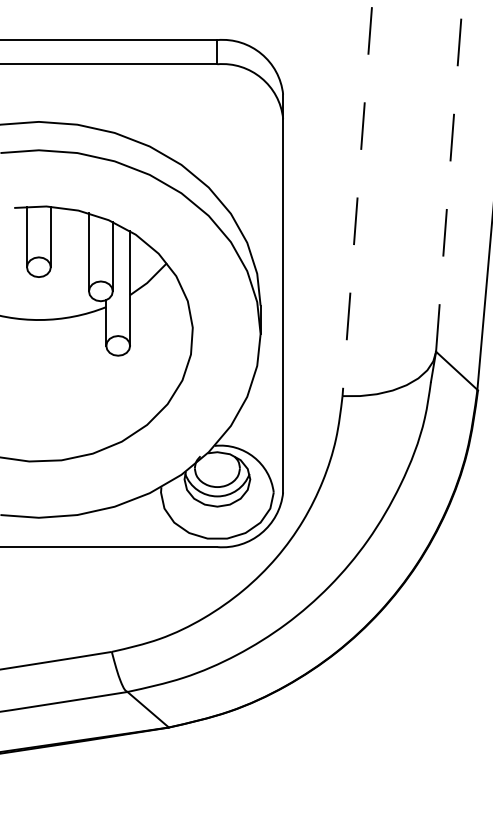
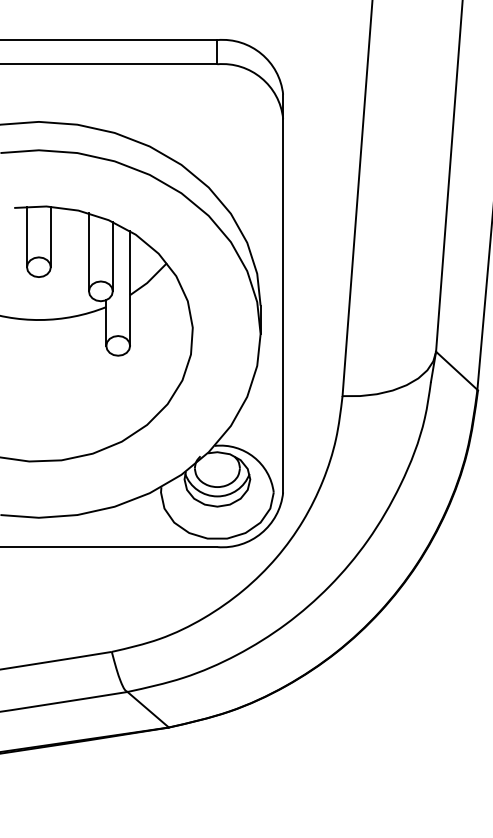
line: dashed -> solid (449, 176)
line: dashed -> solid (357, 198)
